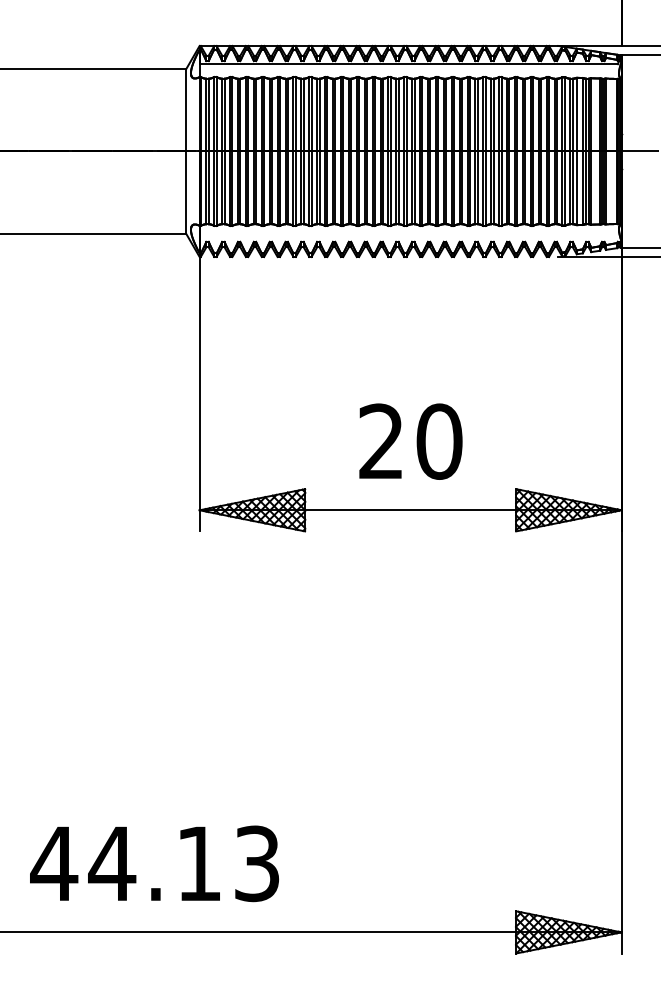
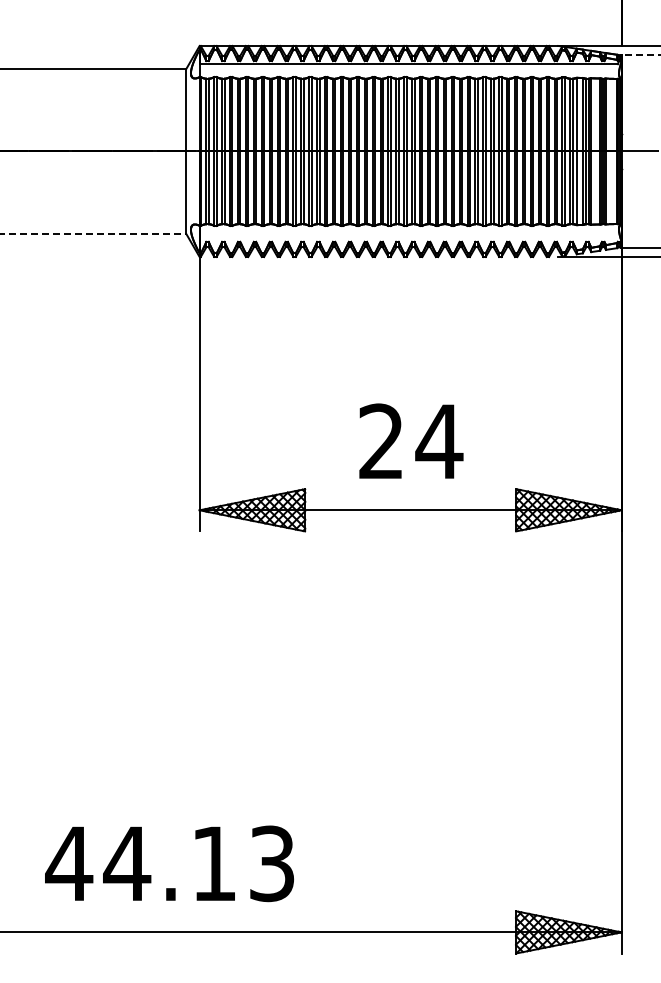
line: solid -> dashed (640, 55)
line: solid -> dashed (93, 233)
text: 20 -> 24 (439, 441)
text position: (154, 863) -> (169, 863) (169, 863)
